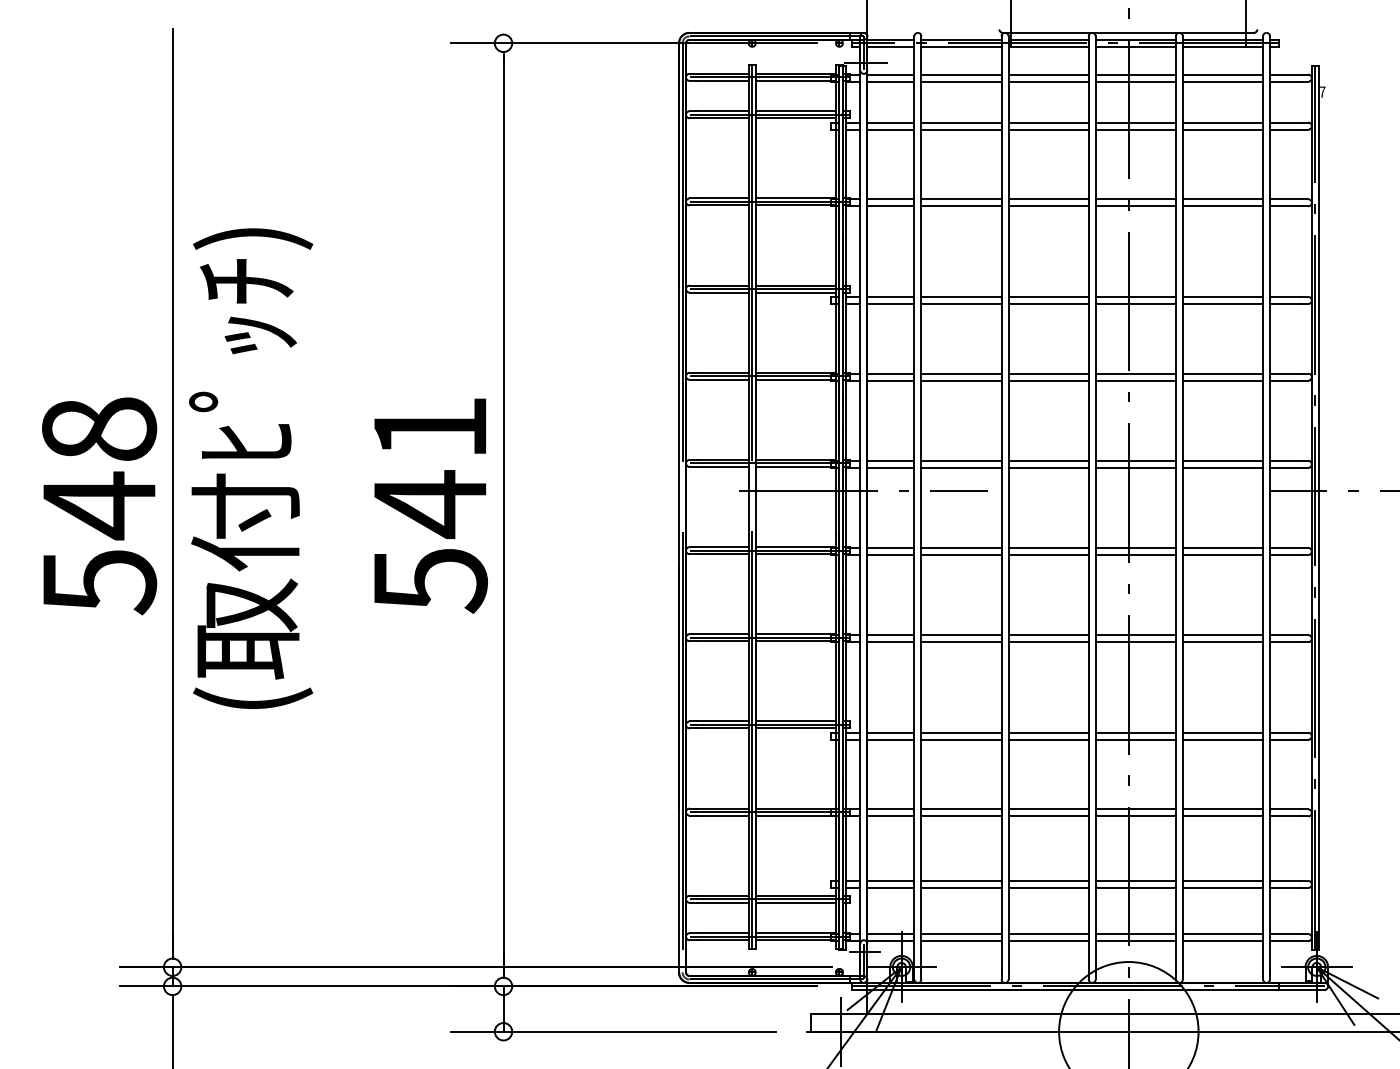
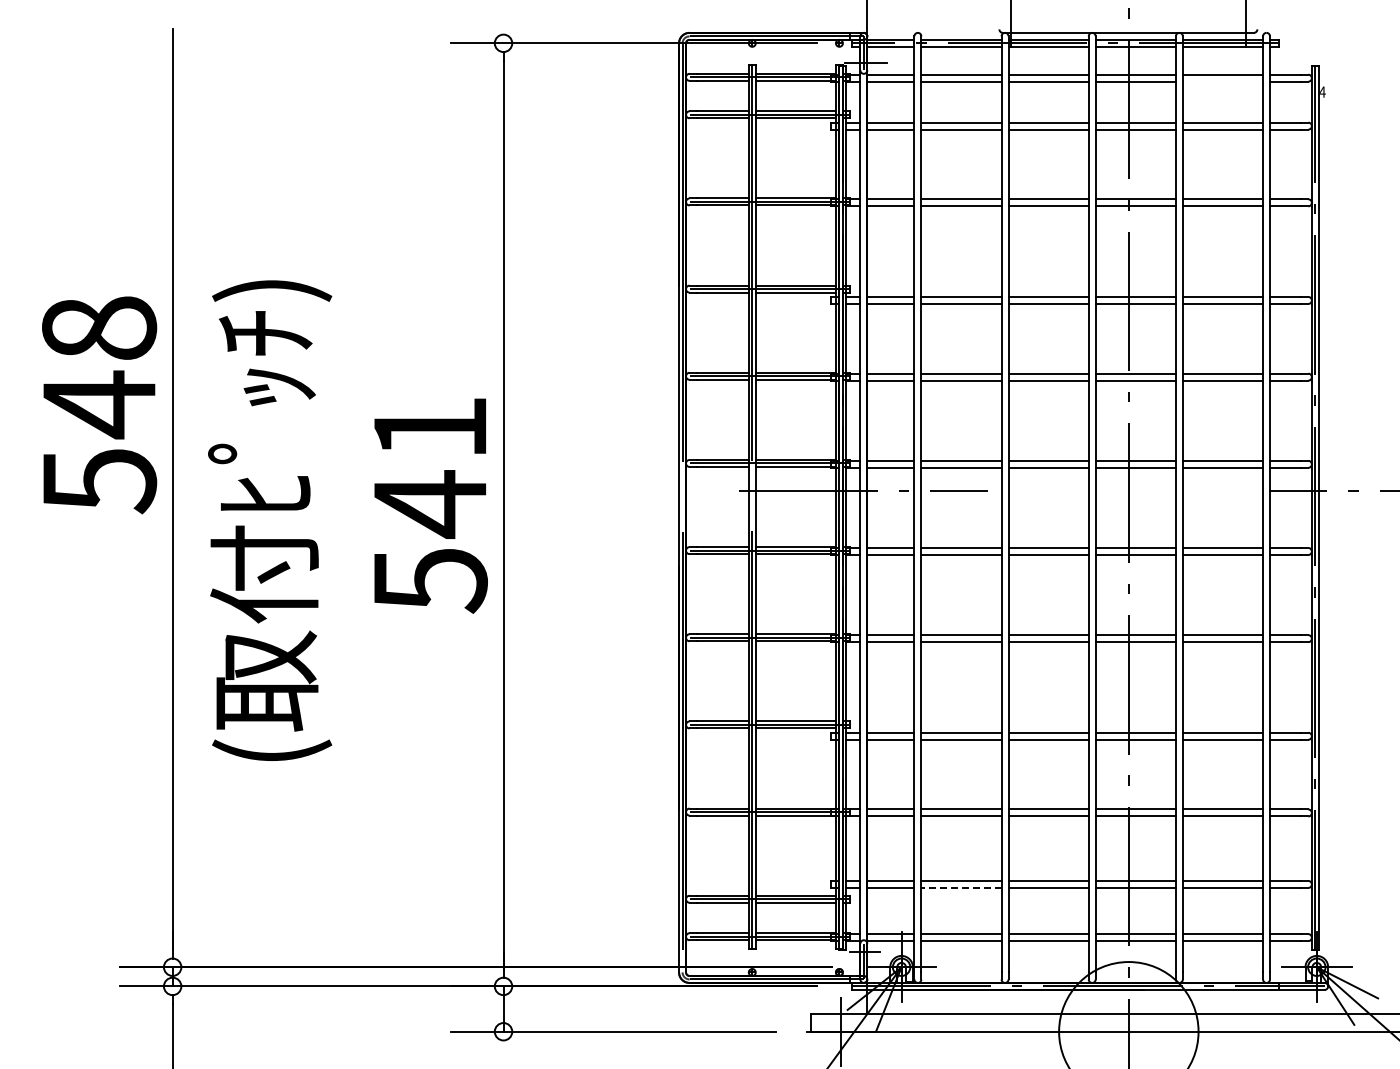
line: present -> none (1222, 81)
text: 7 -> 4 (1322, 91)
text position: (251, 468) -> (270, 520) (270, 520)
text position: (99, 506) -> (99, 405) (99, 405)
line: solid -> dashed (960, 887)
